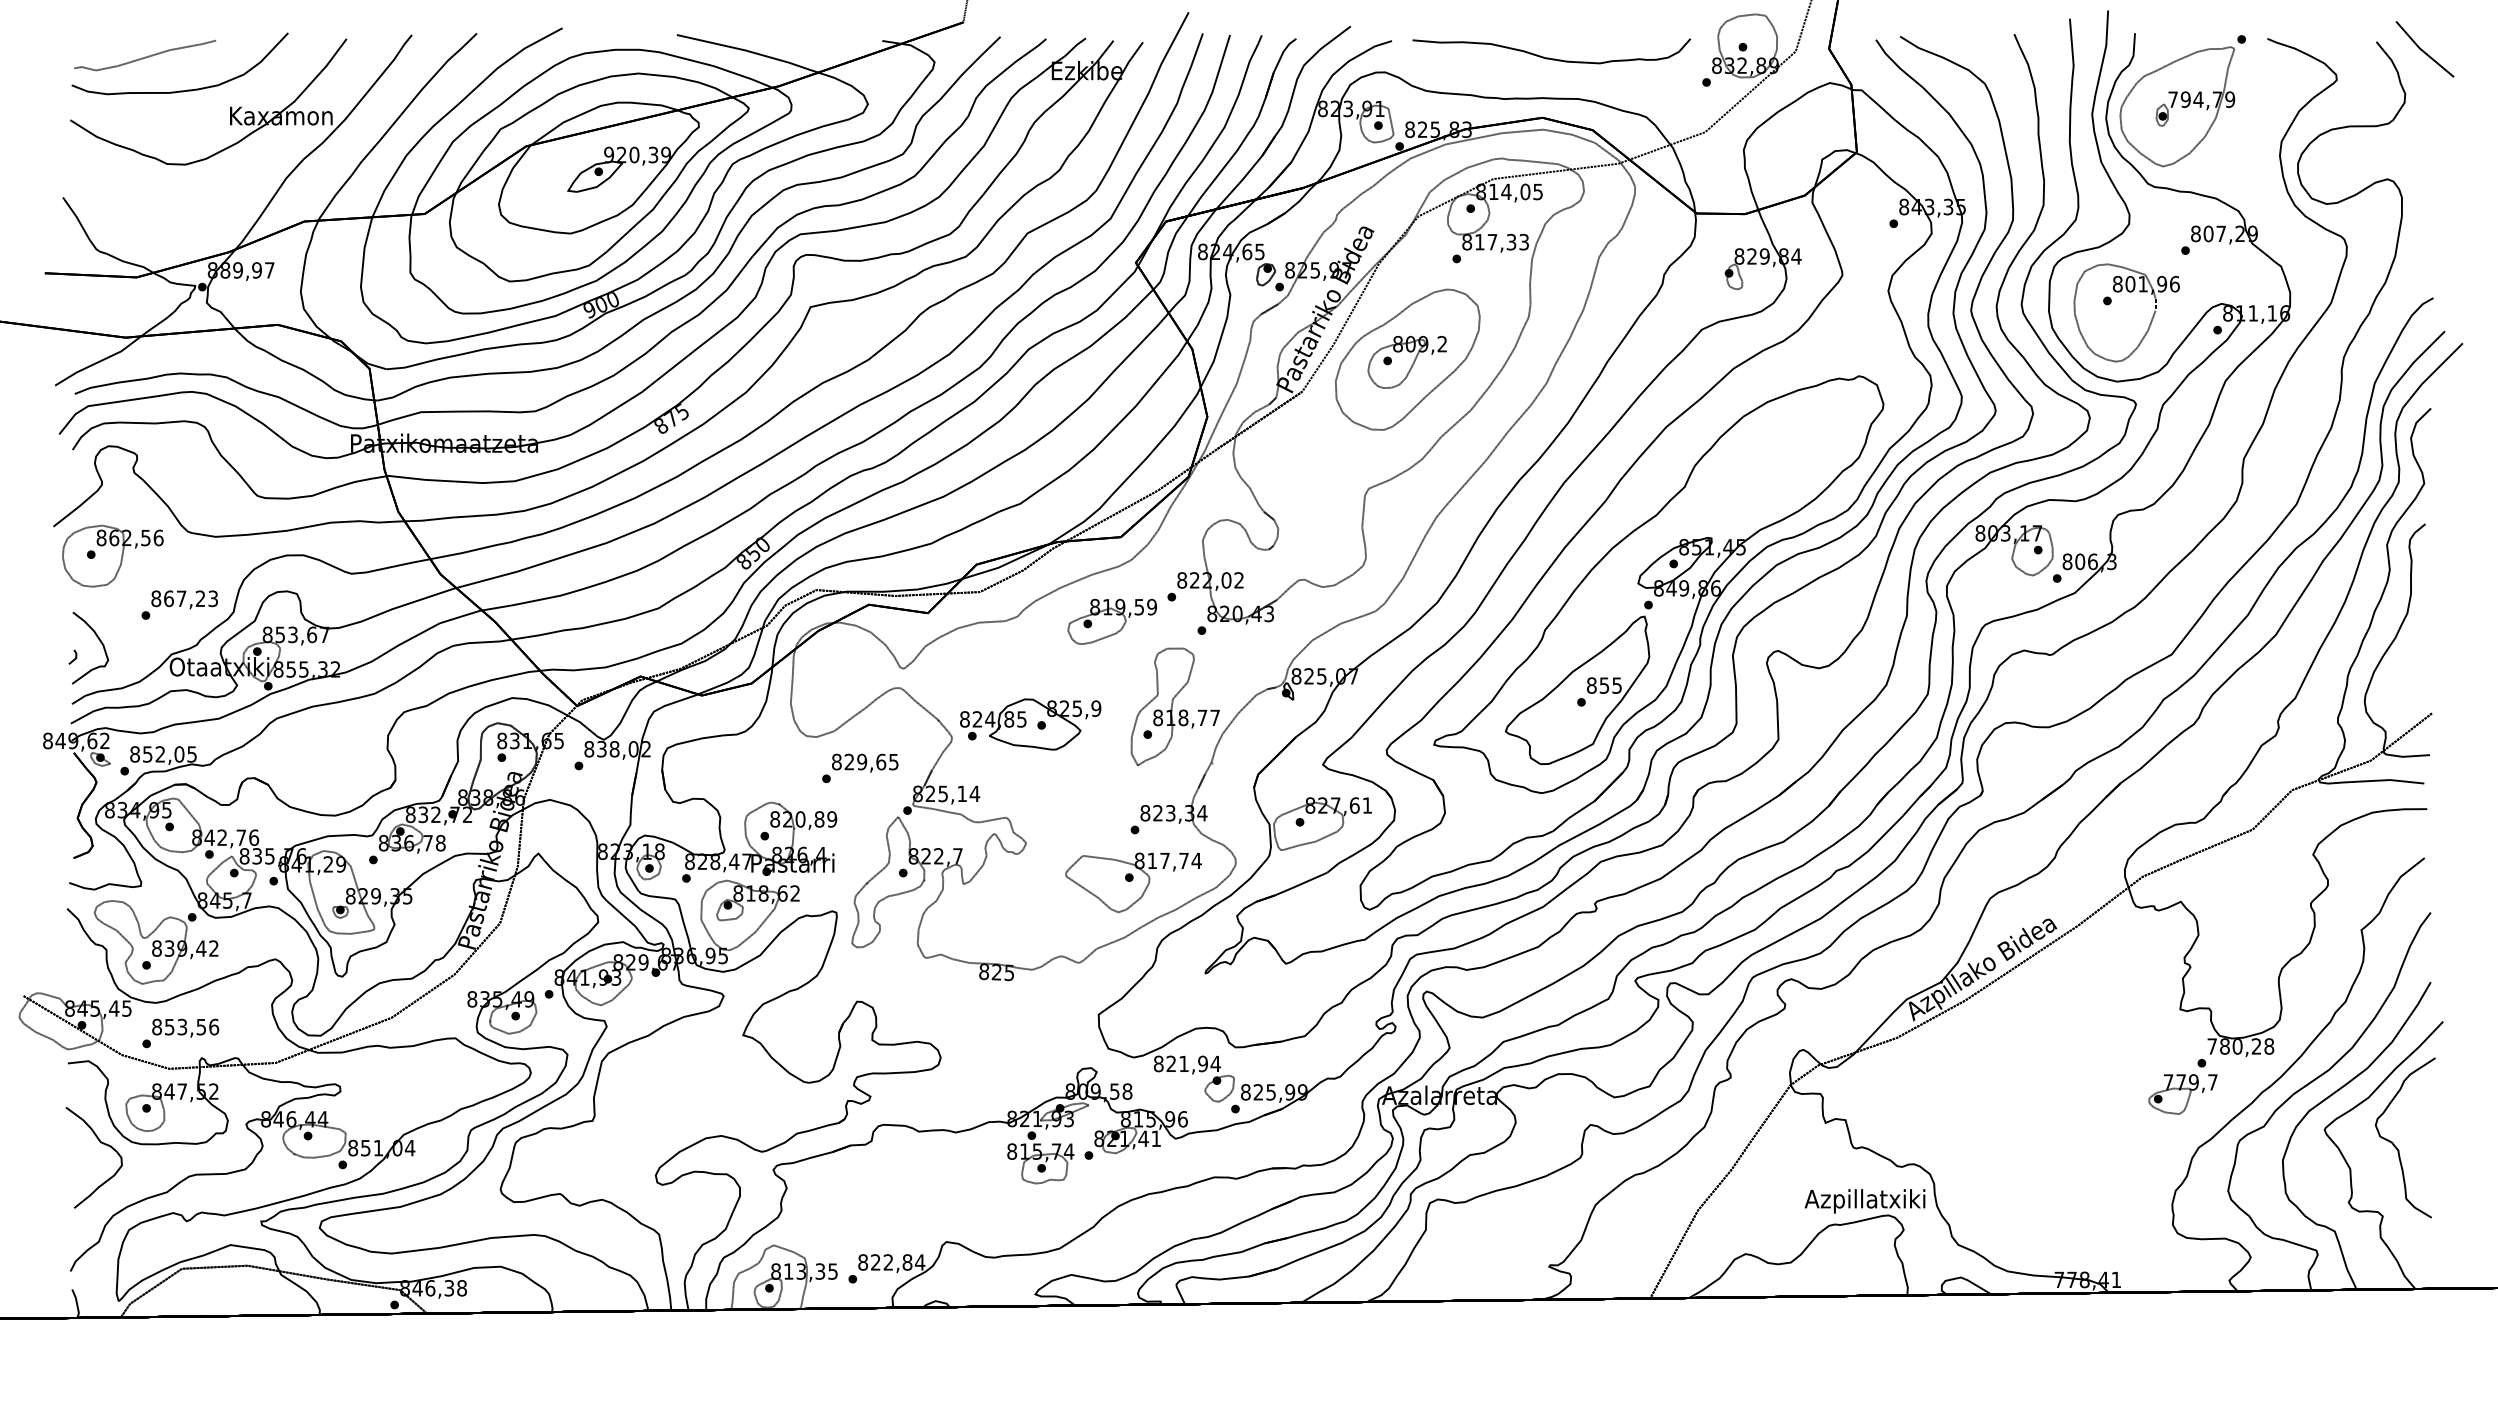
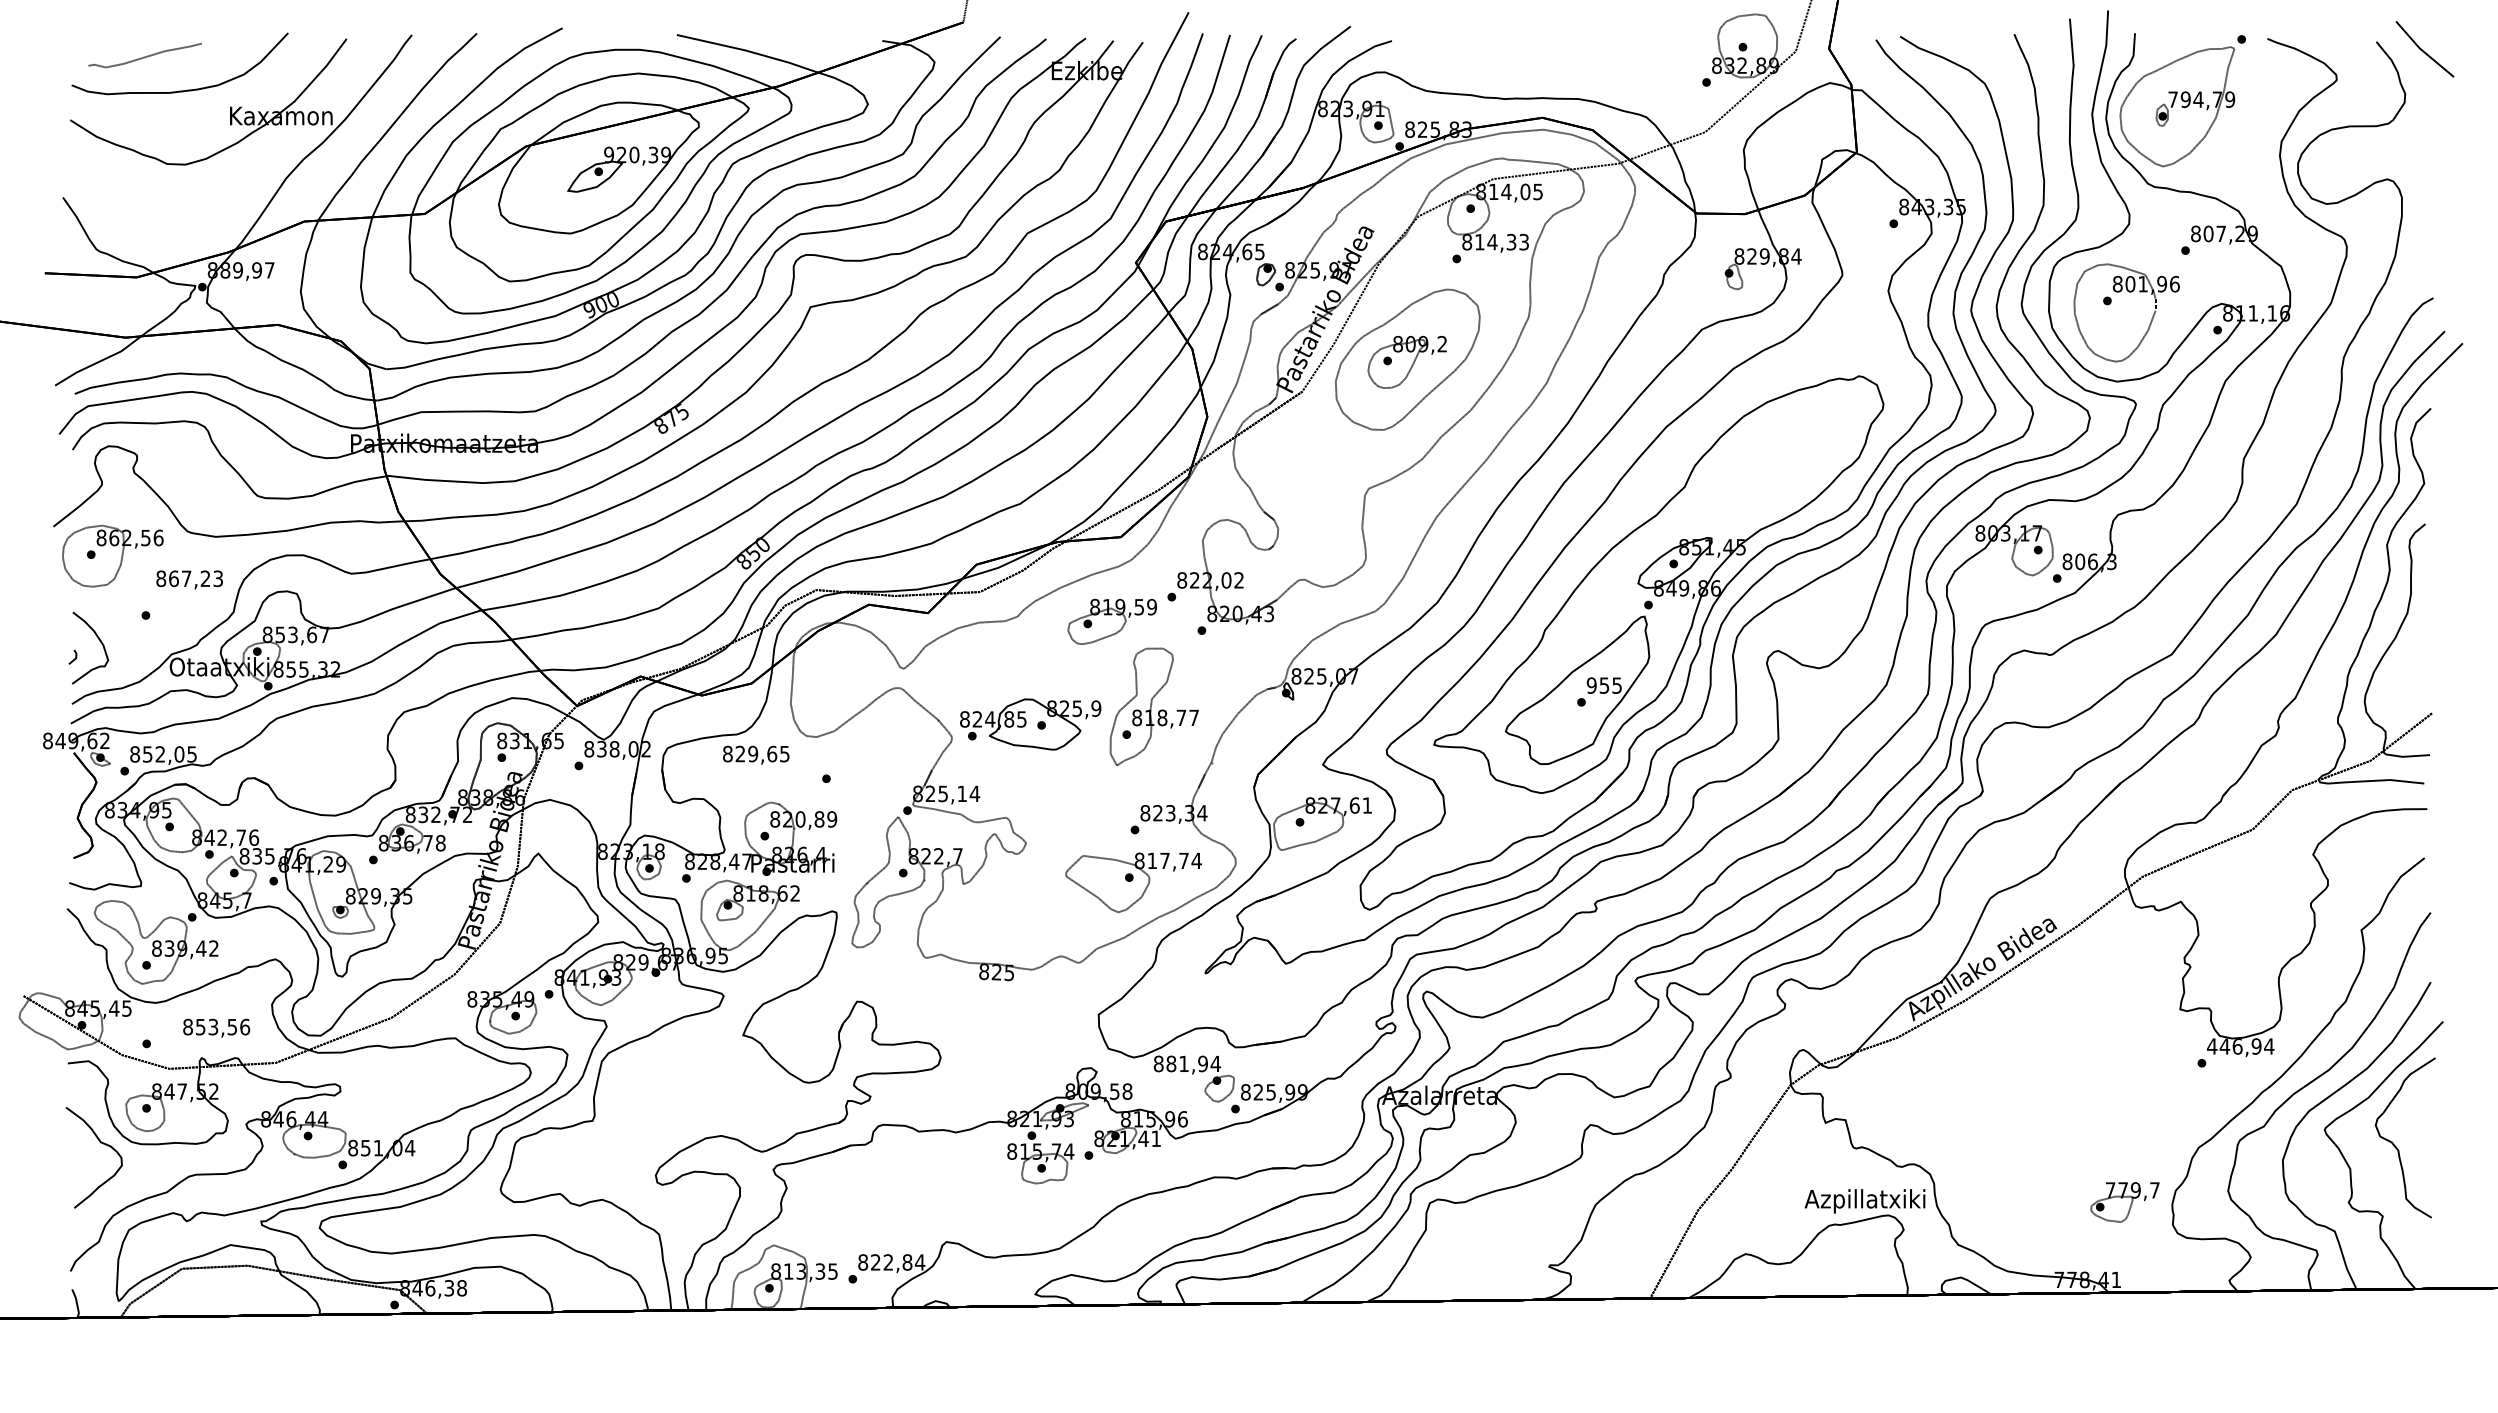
part size: 143x33 px -> 114x27 px (144, 55)
curve: present -> none (1549, 57)
text: 817,33 -> 814,33 (1492, 242)
text position: (184, 599) -> (189, 579) (189, 579)
text: 855 -> 955 (1591, 685)
part position: (1174, 706) -> (1153, 706) (1153, 706)
text position: (865, 762) -> (756, 754) (756, 754)
text position: (185, 1027) -> (216, 1027) (216, 1027)
text: 780,28 -> 446,94 (2240, 1046)
text: 821,94 -> 881,94 (1171, 1063)
part position: (2182, 1094) -> (2124, 1202) (2124, 1202)
